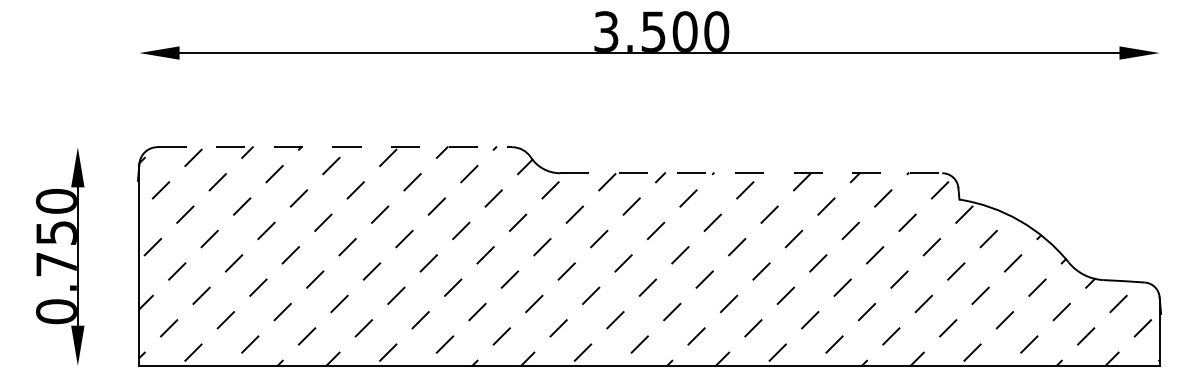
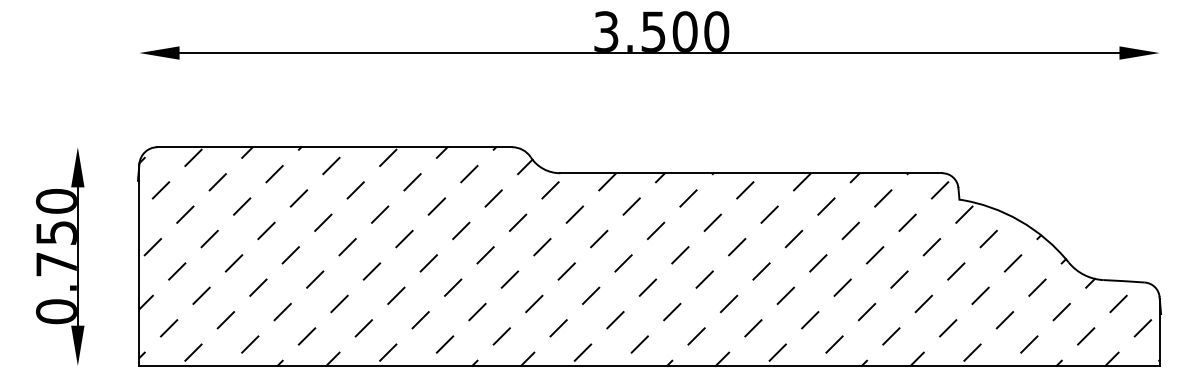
line: dashed -> solid (335, 147)
line: dashed -> solid (751, 173)
